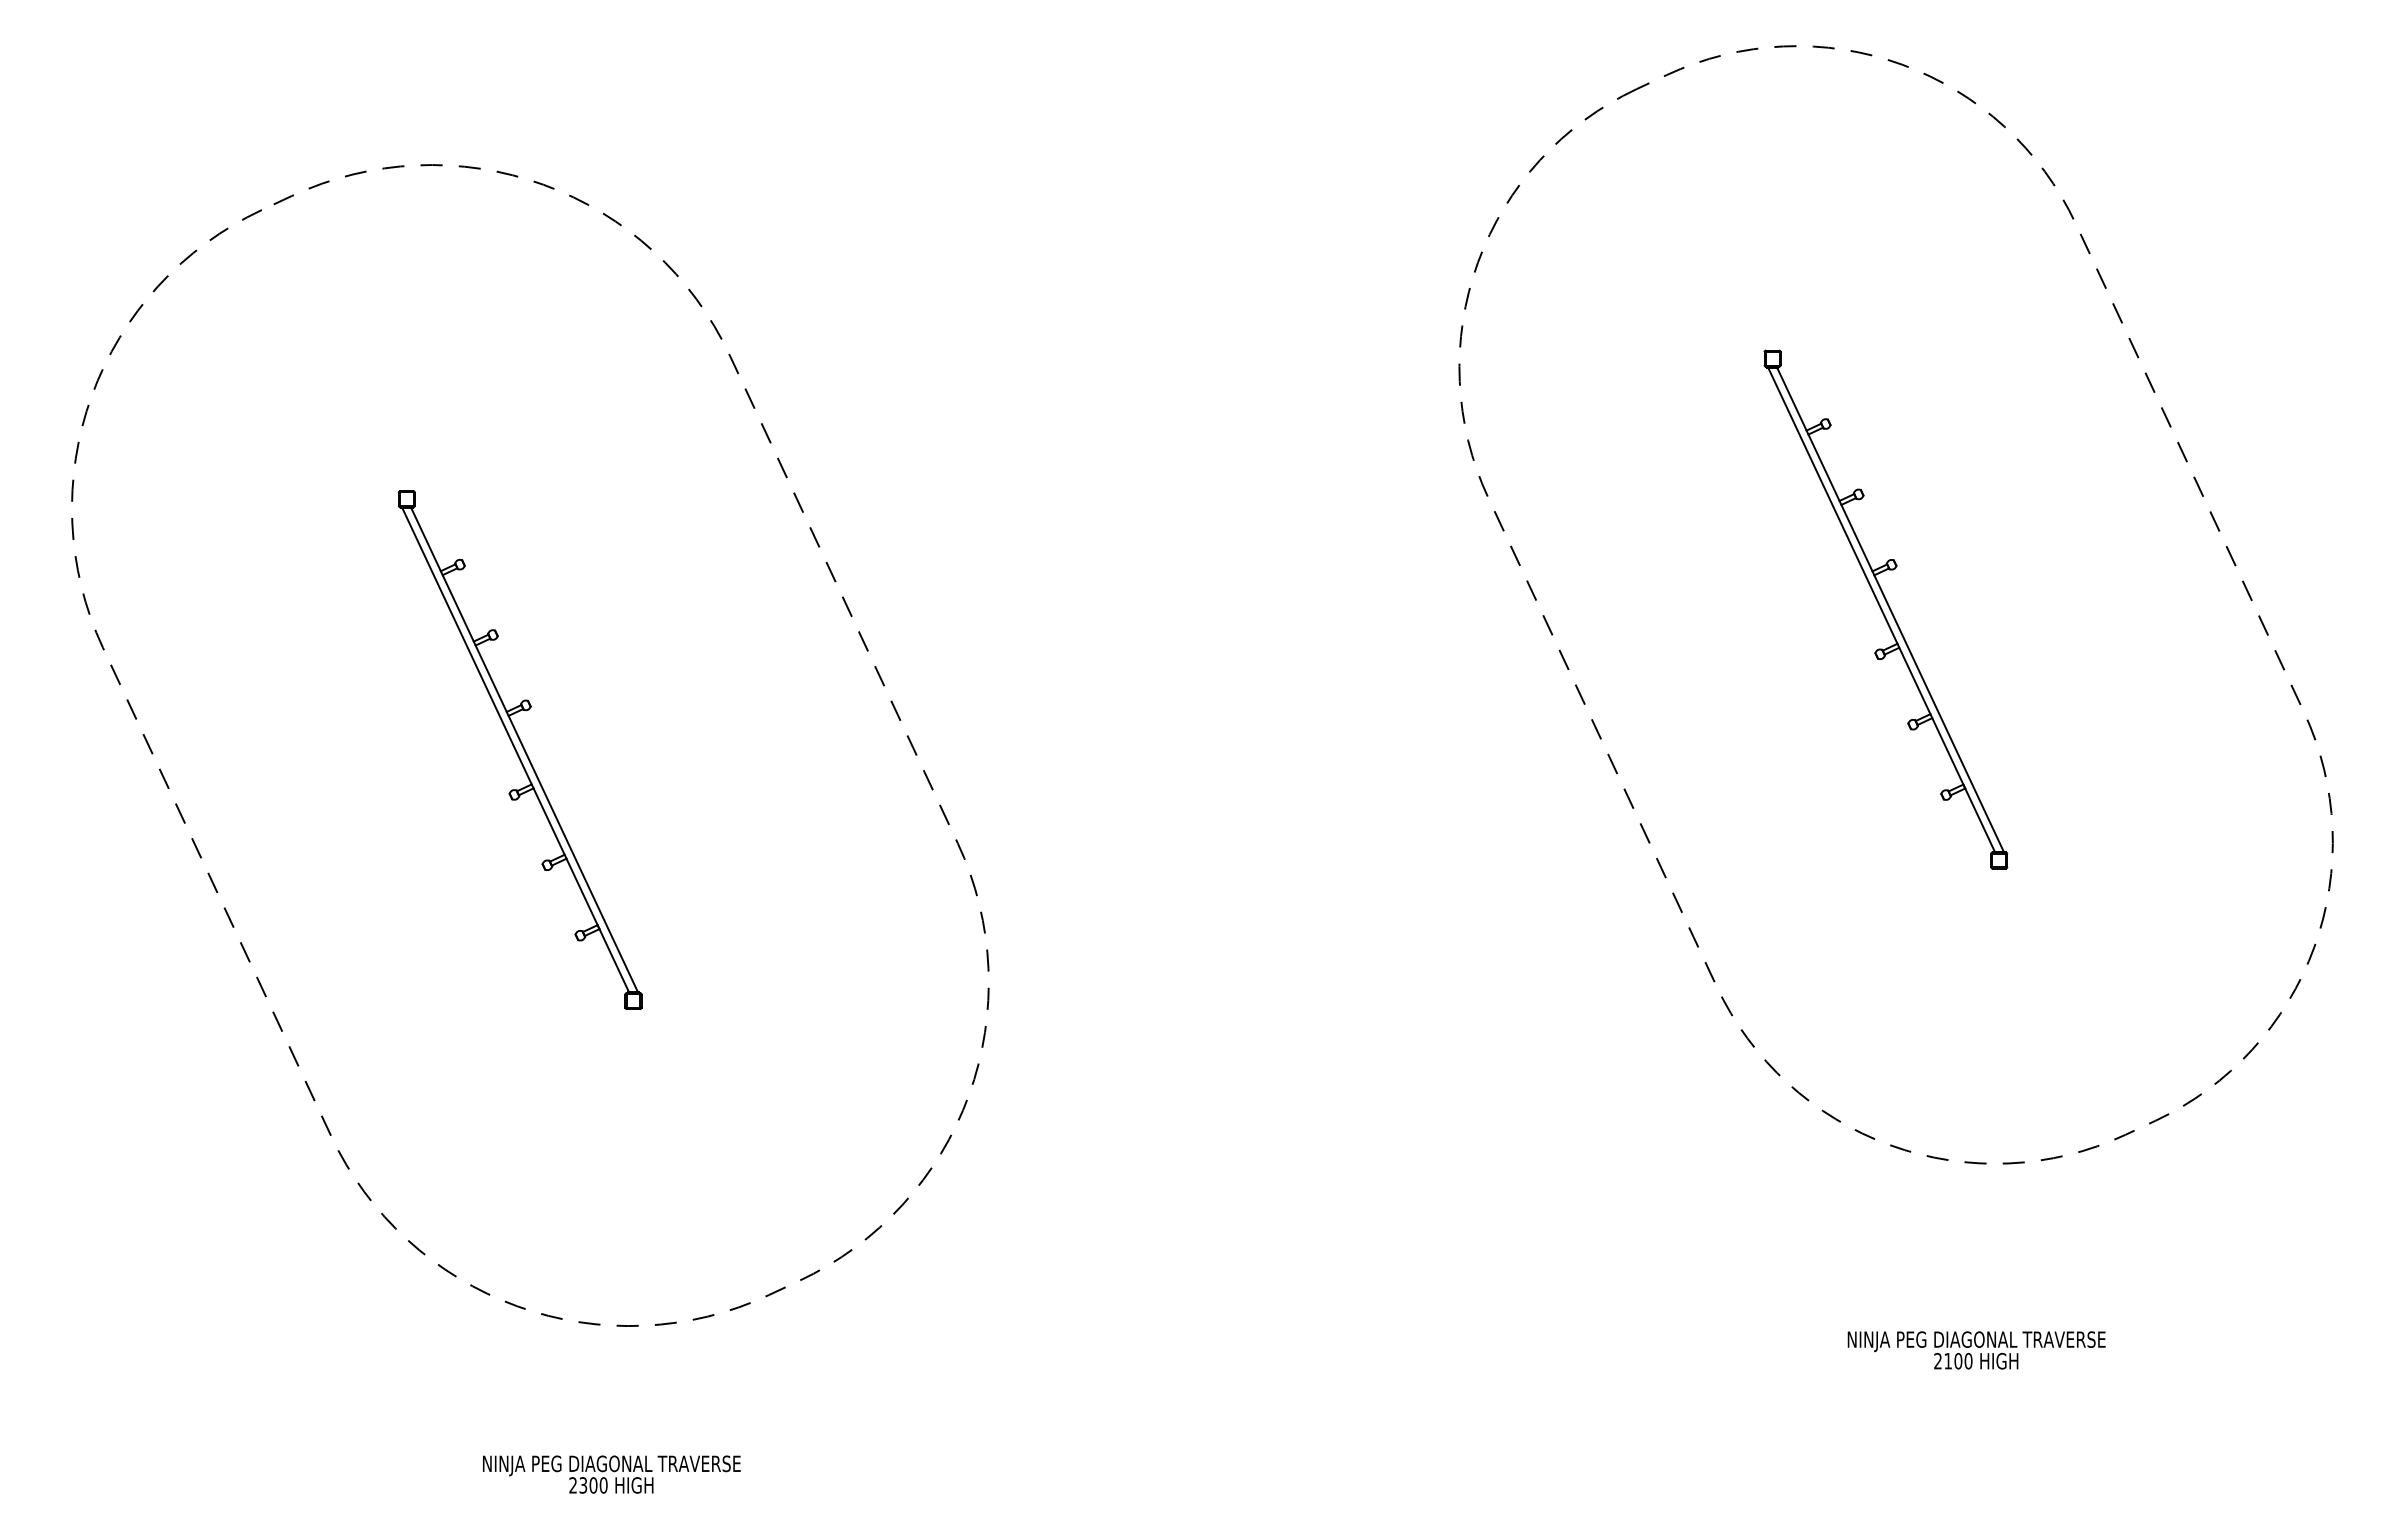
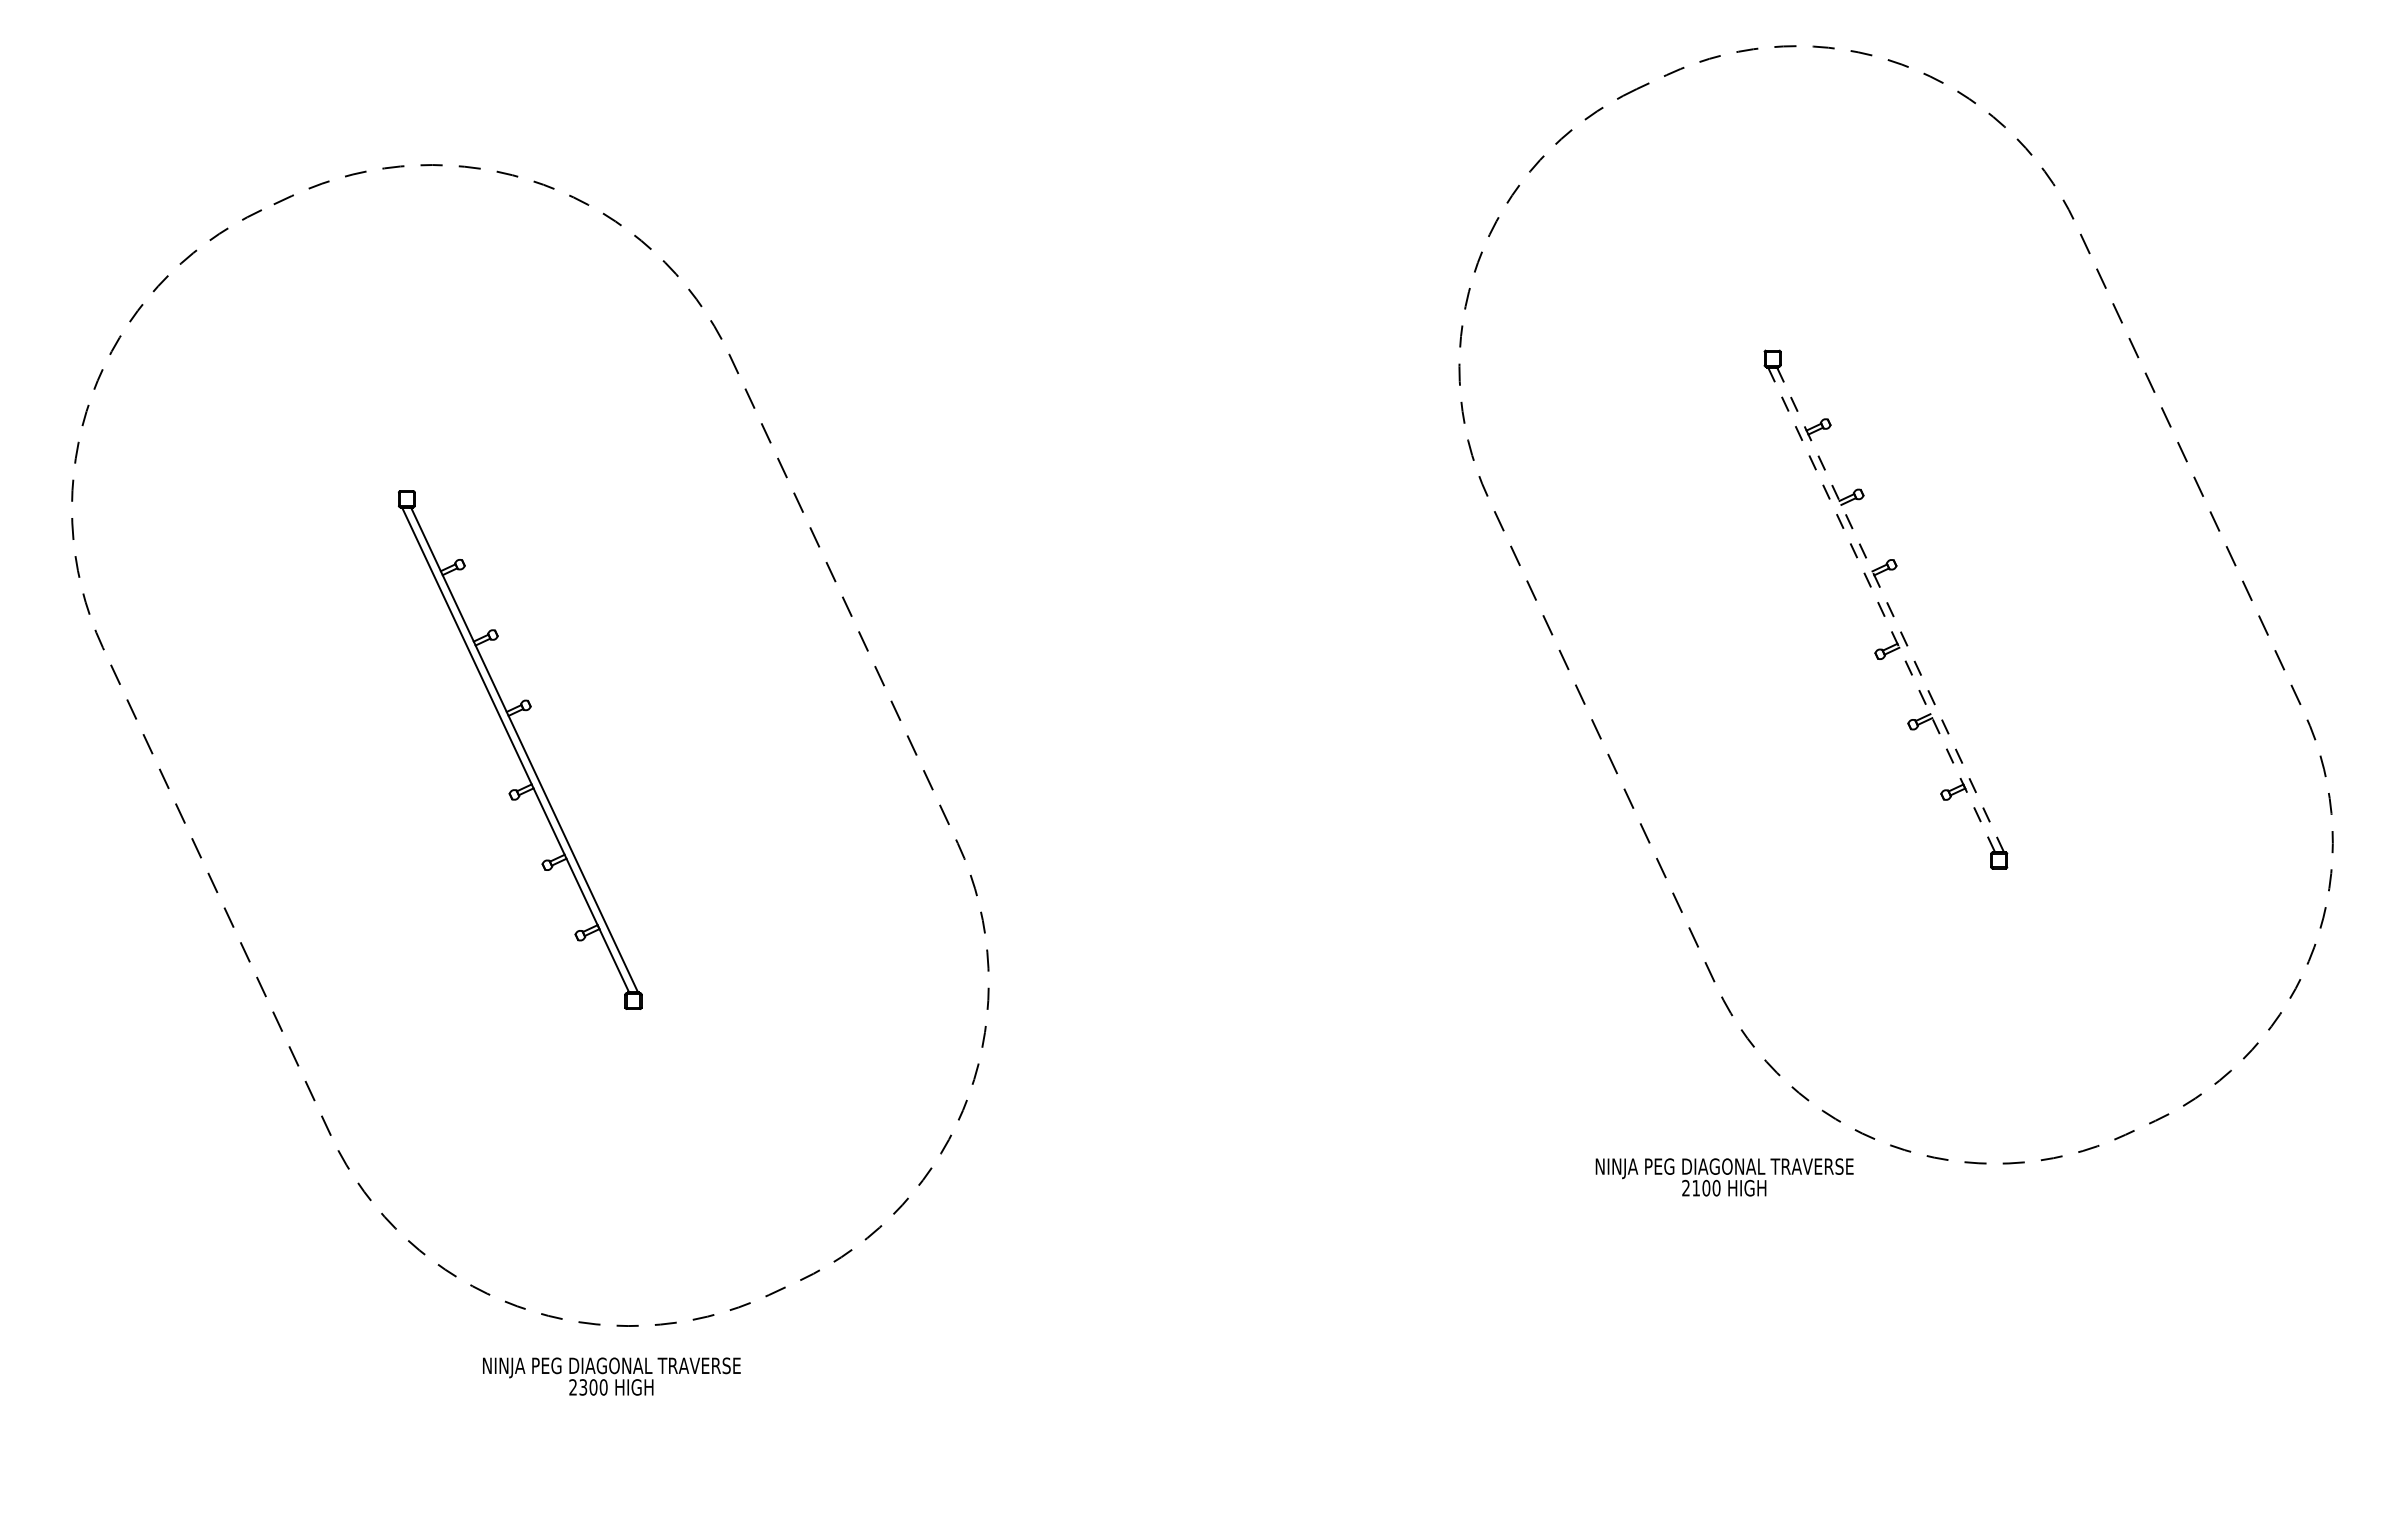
line: solid -> dashed (1890, 609)
line: solid -> dashed (1881, 610)
text position: (1976, 1350) -> (1724, 1177) (1724, 1177)
text position: (611, 1474) -> (611, 1376) (611, 1376)
